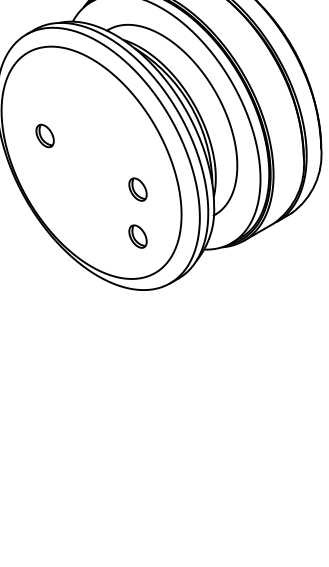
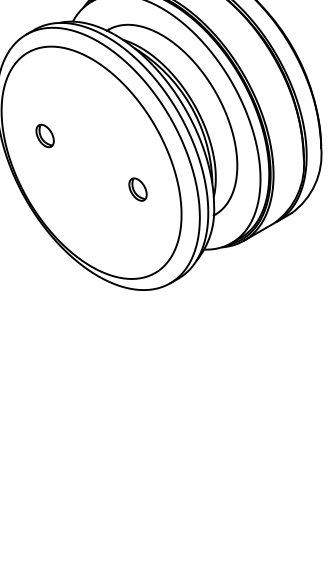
part: present -> none (137, 236)
